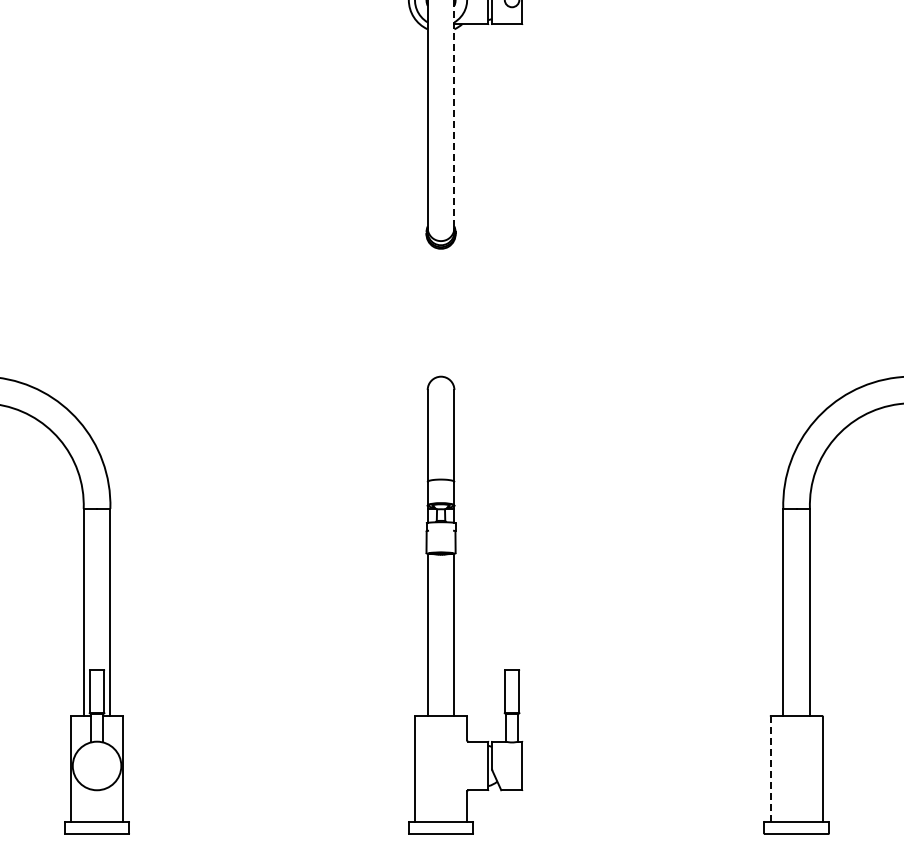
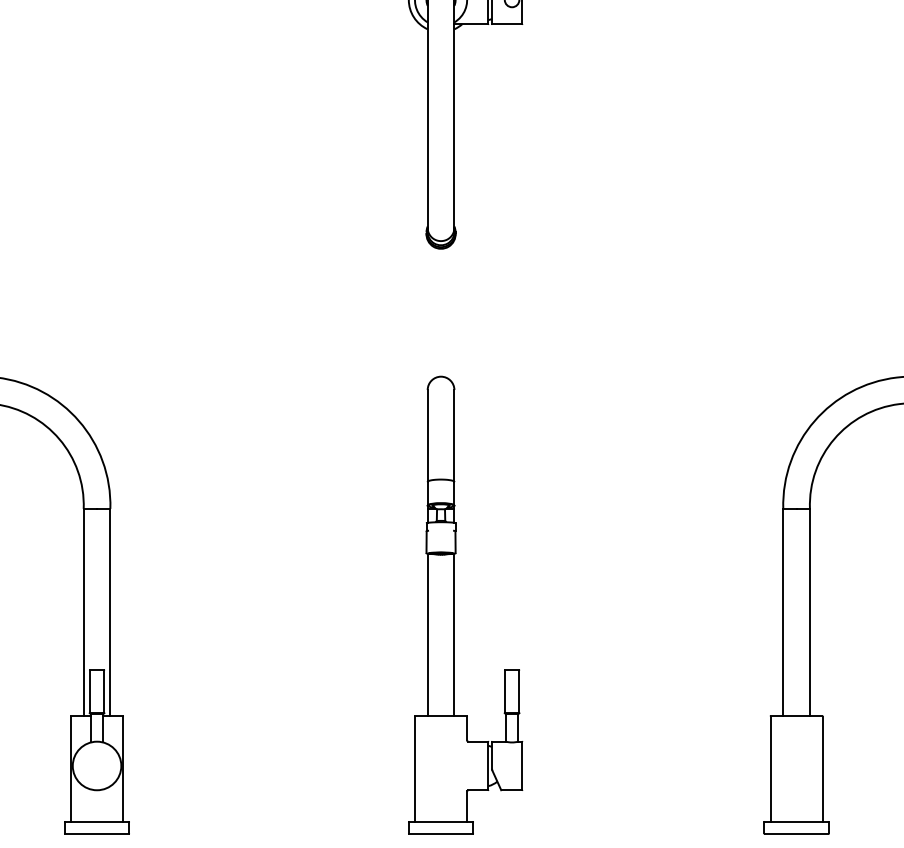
line: dashed -> solid (454, 114)
line: dashed -> solid (770, 769)
